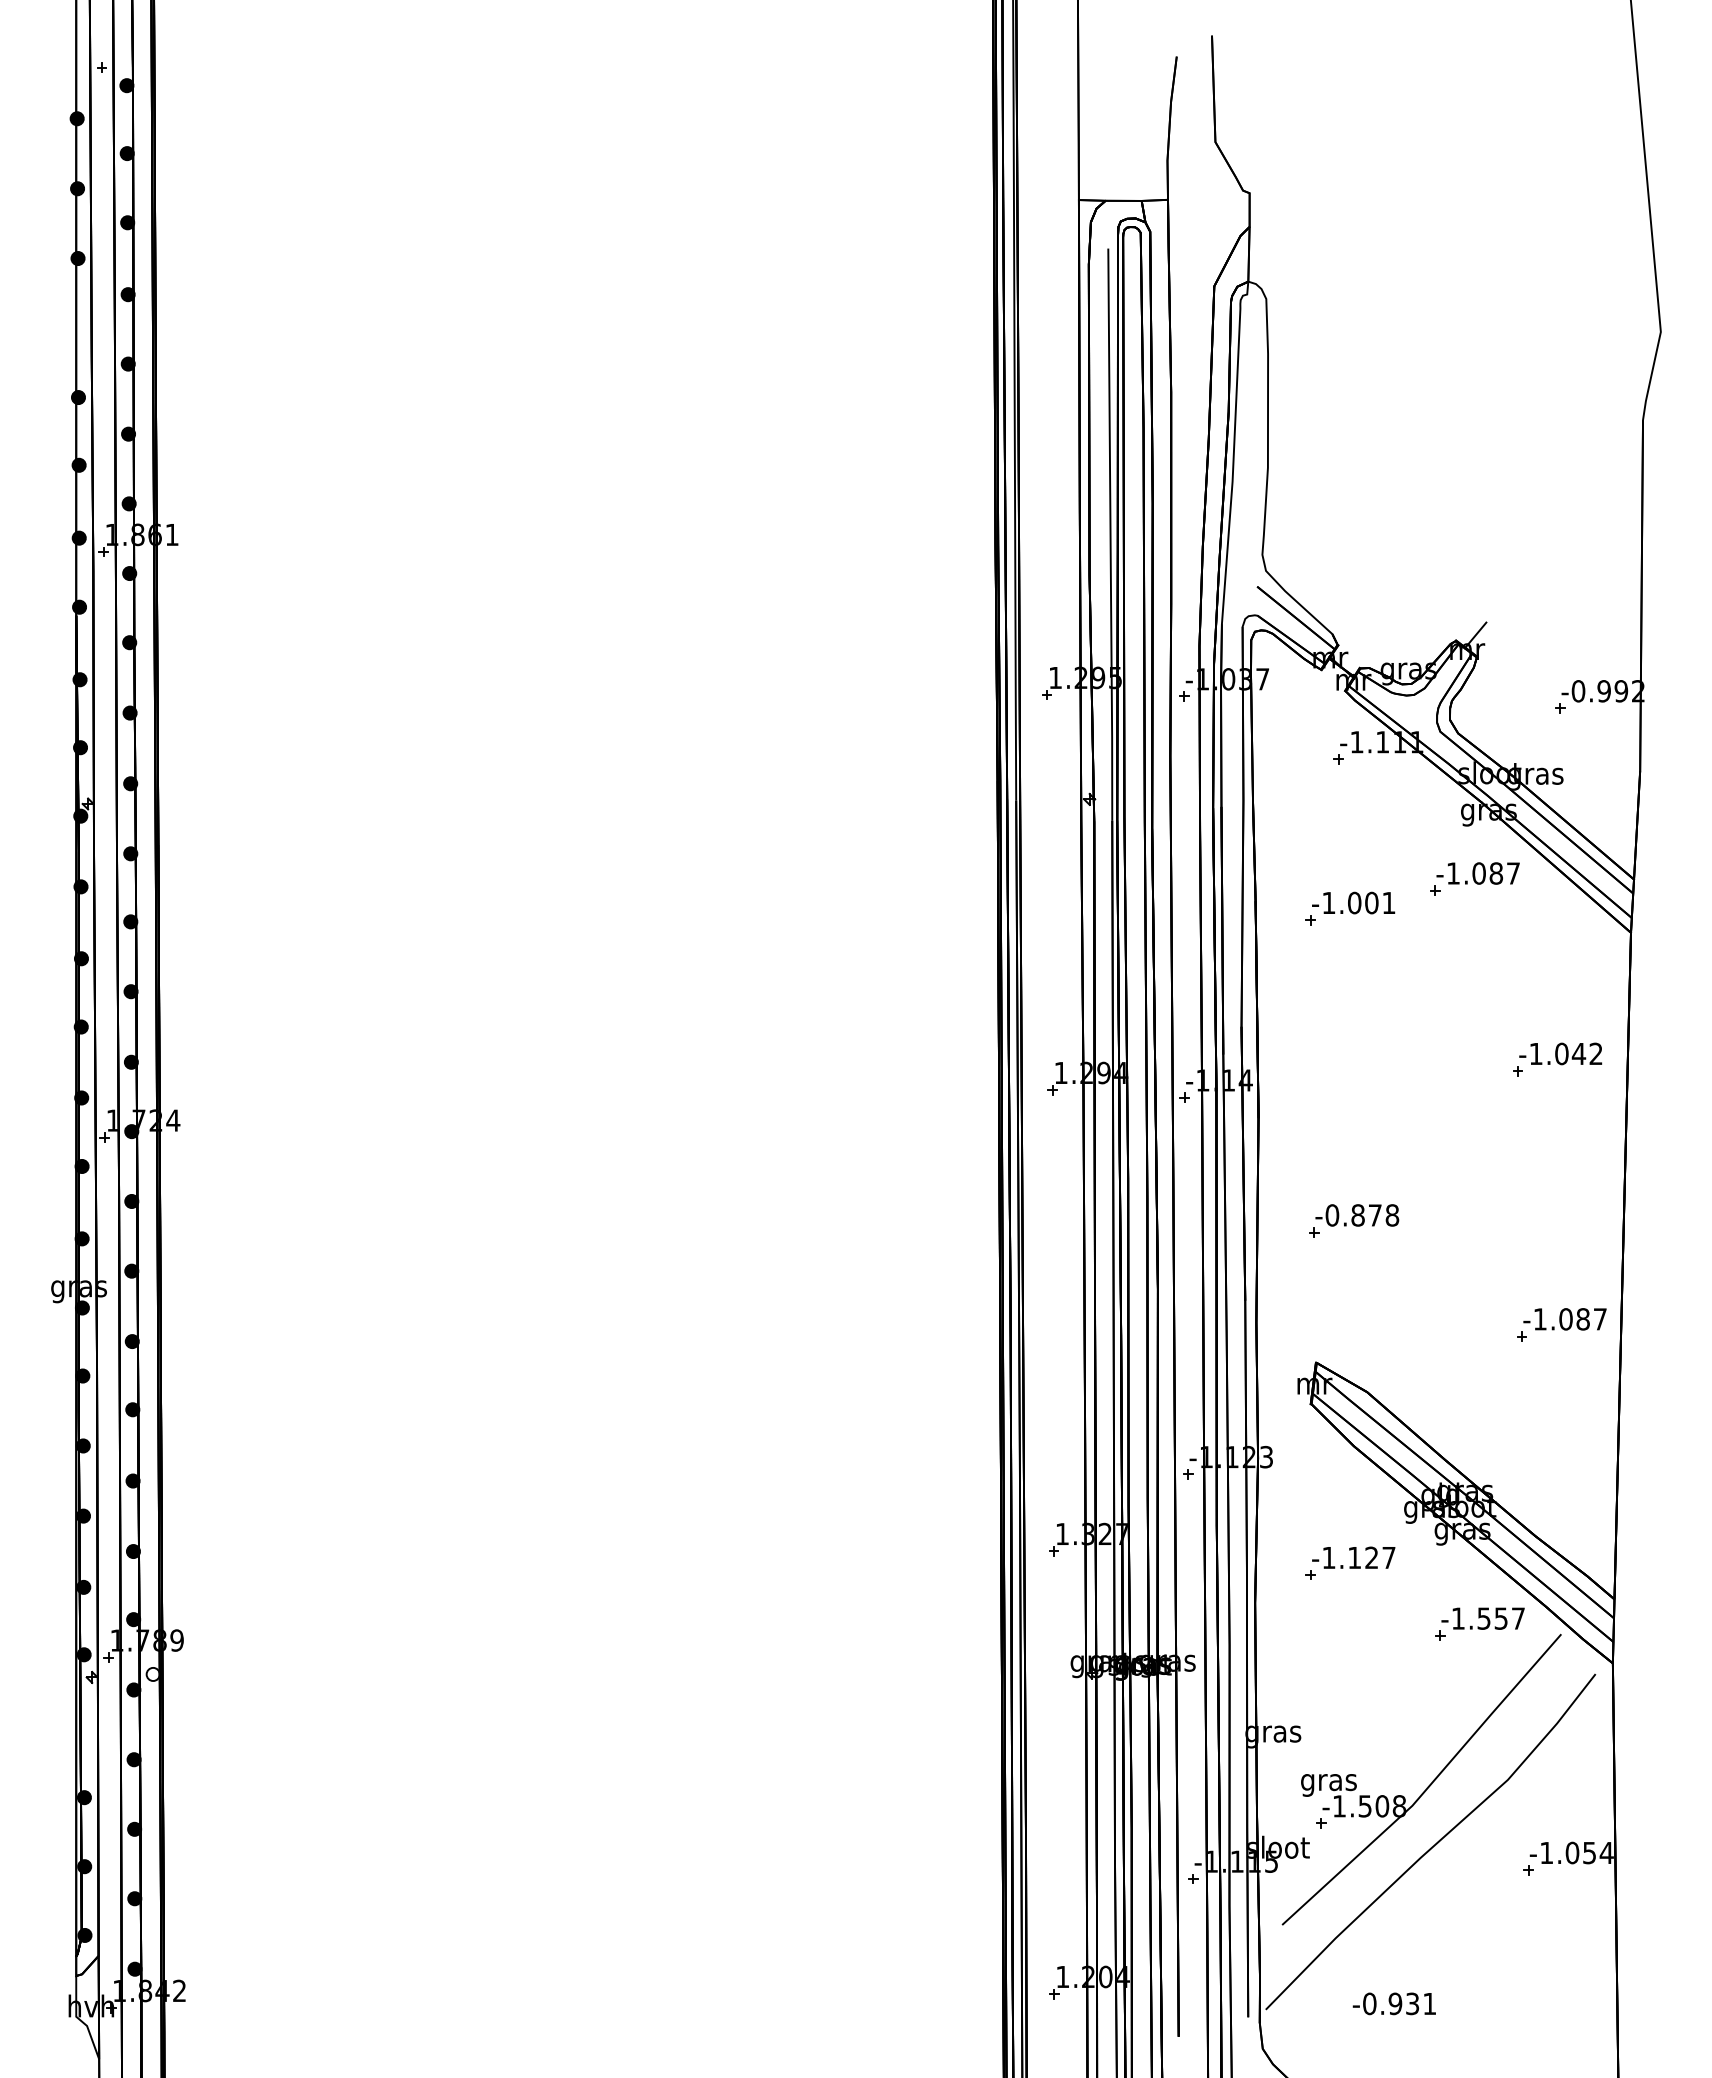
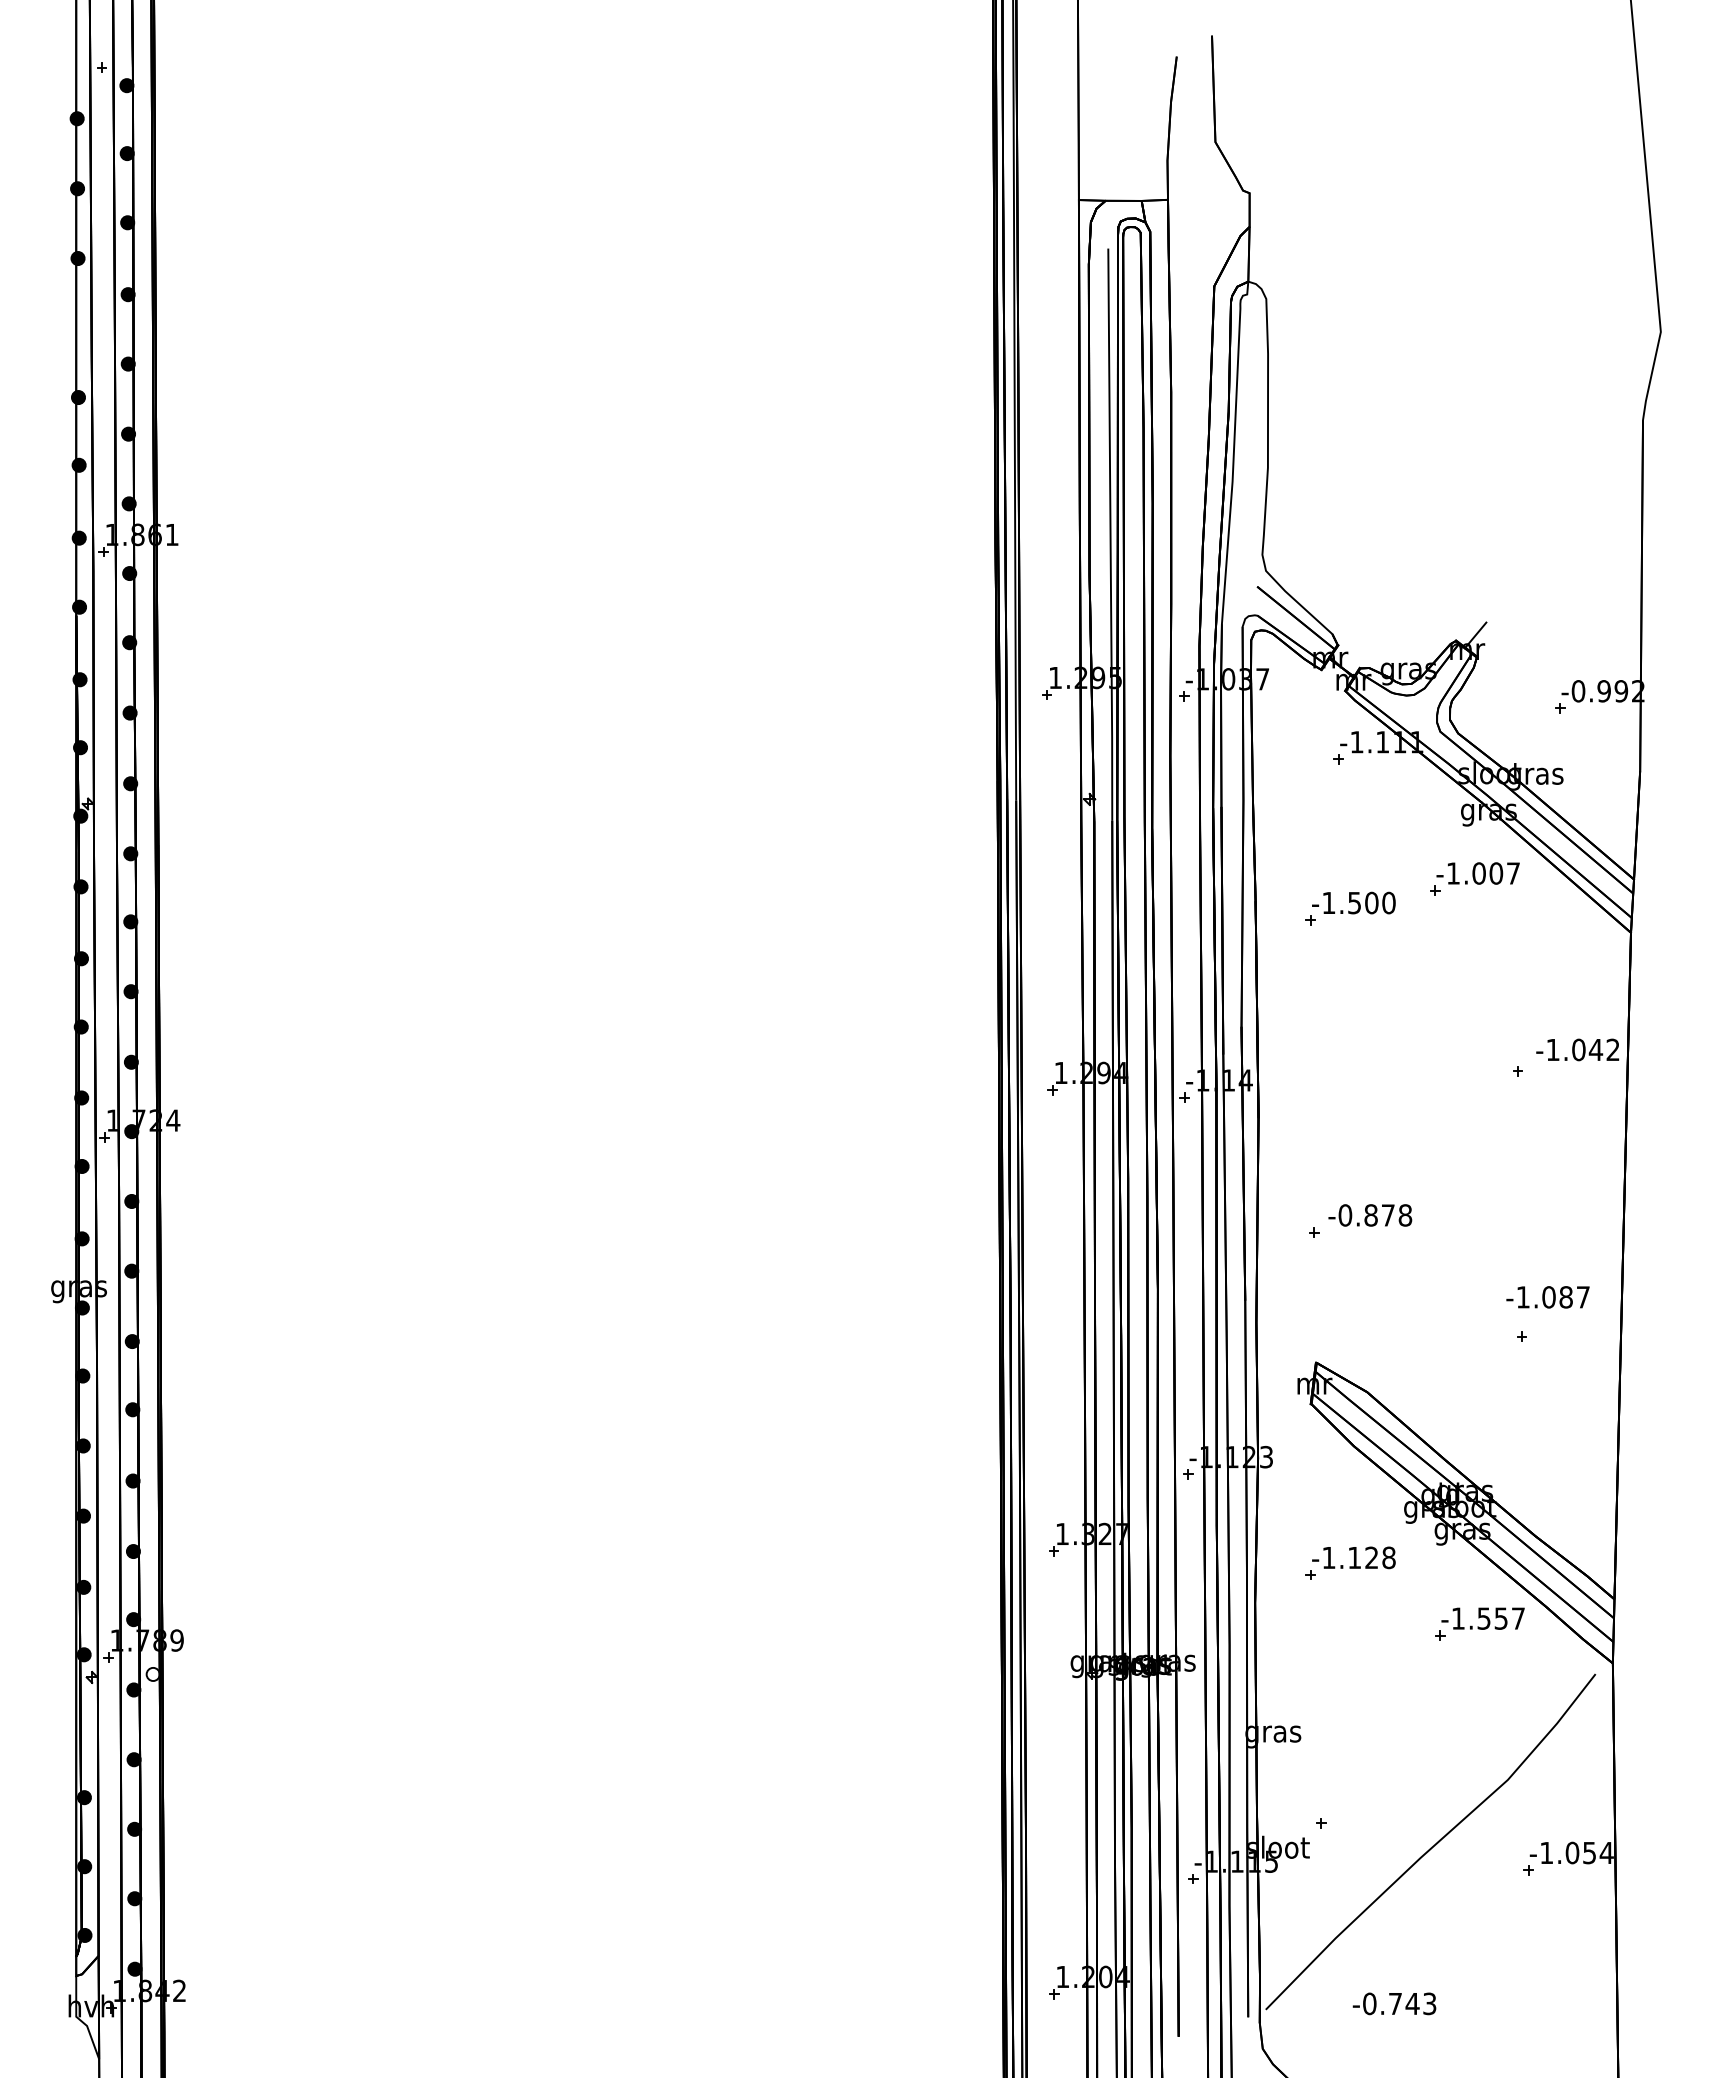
text: -1.087 -> -1.007 (1496, 873)
text: -1.001 -> -1.500 (1371, 902)
text position: (1560, 1053) -> (1577, 1049) (1577, 1049)
text position: (1357, 1215) -> (1370, 1215) (1370, 1215)
text position: (1564, 1319) -> (1547, 1297) (1547, 1297)
text: -1.127 -> -1.128 (1388, 1557)
part: present -> none (1428, 1785)
text: -0.931 -> -0.743 (1412, 2003)
